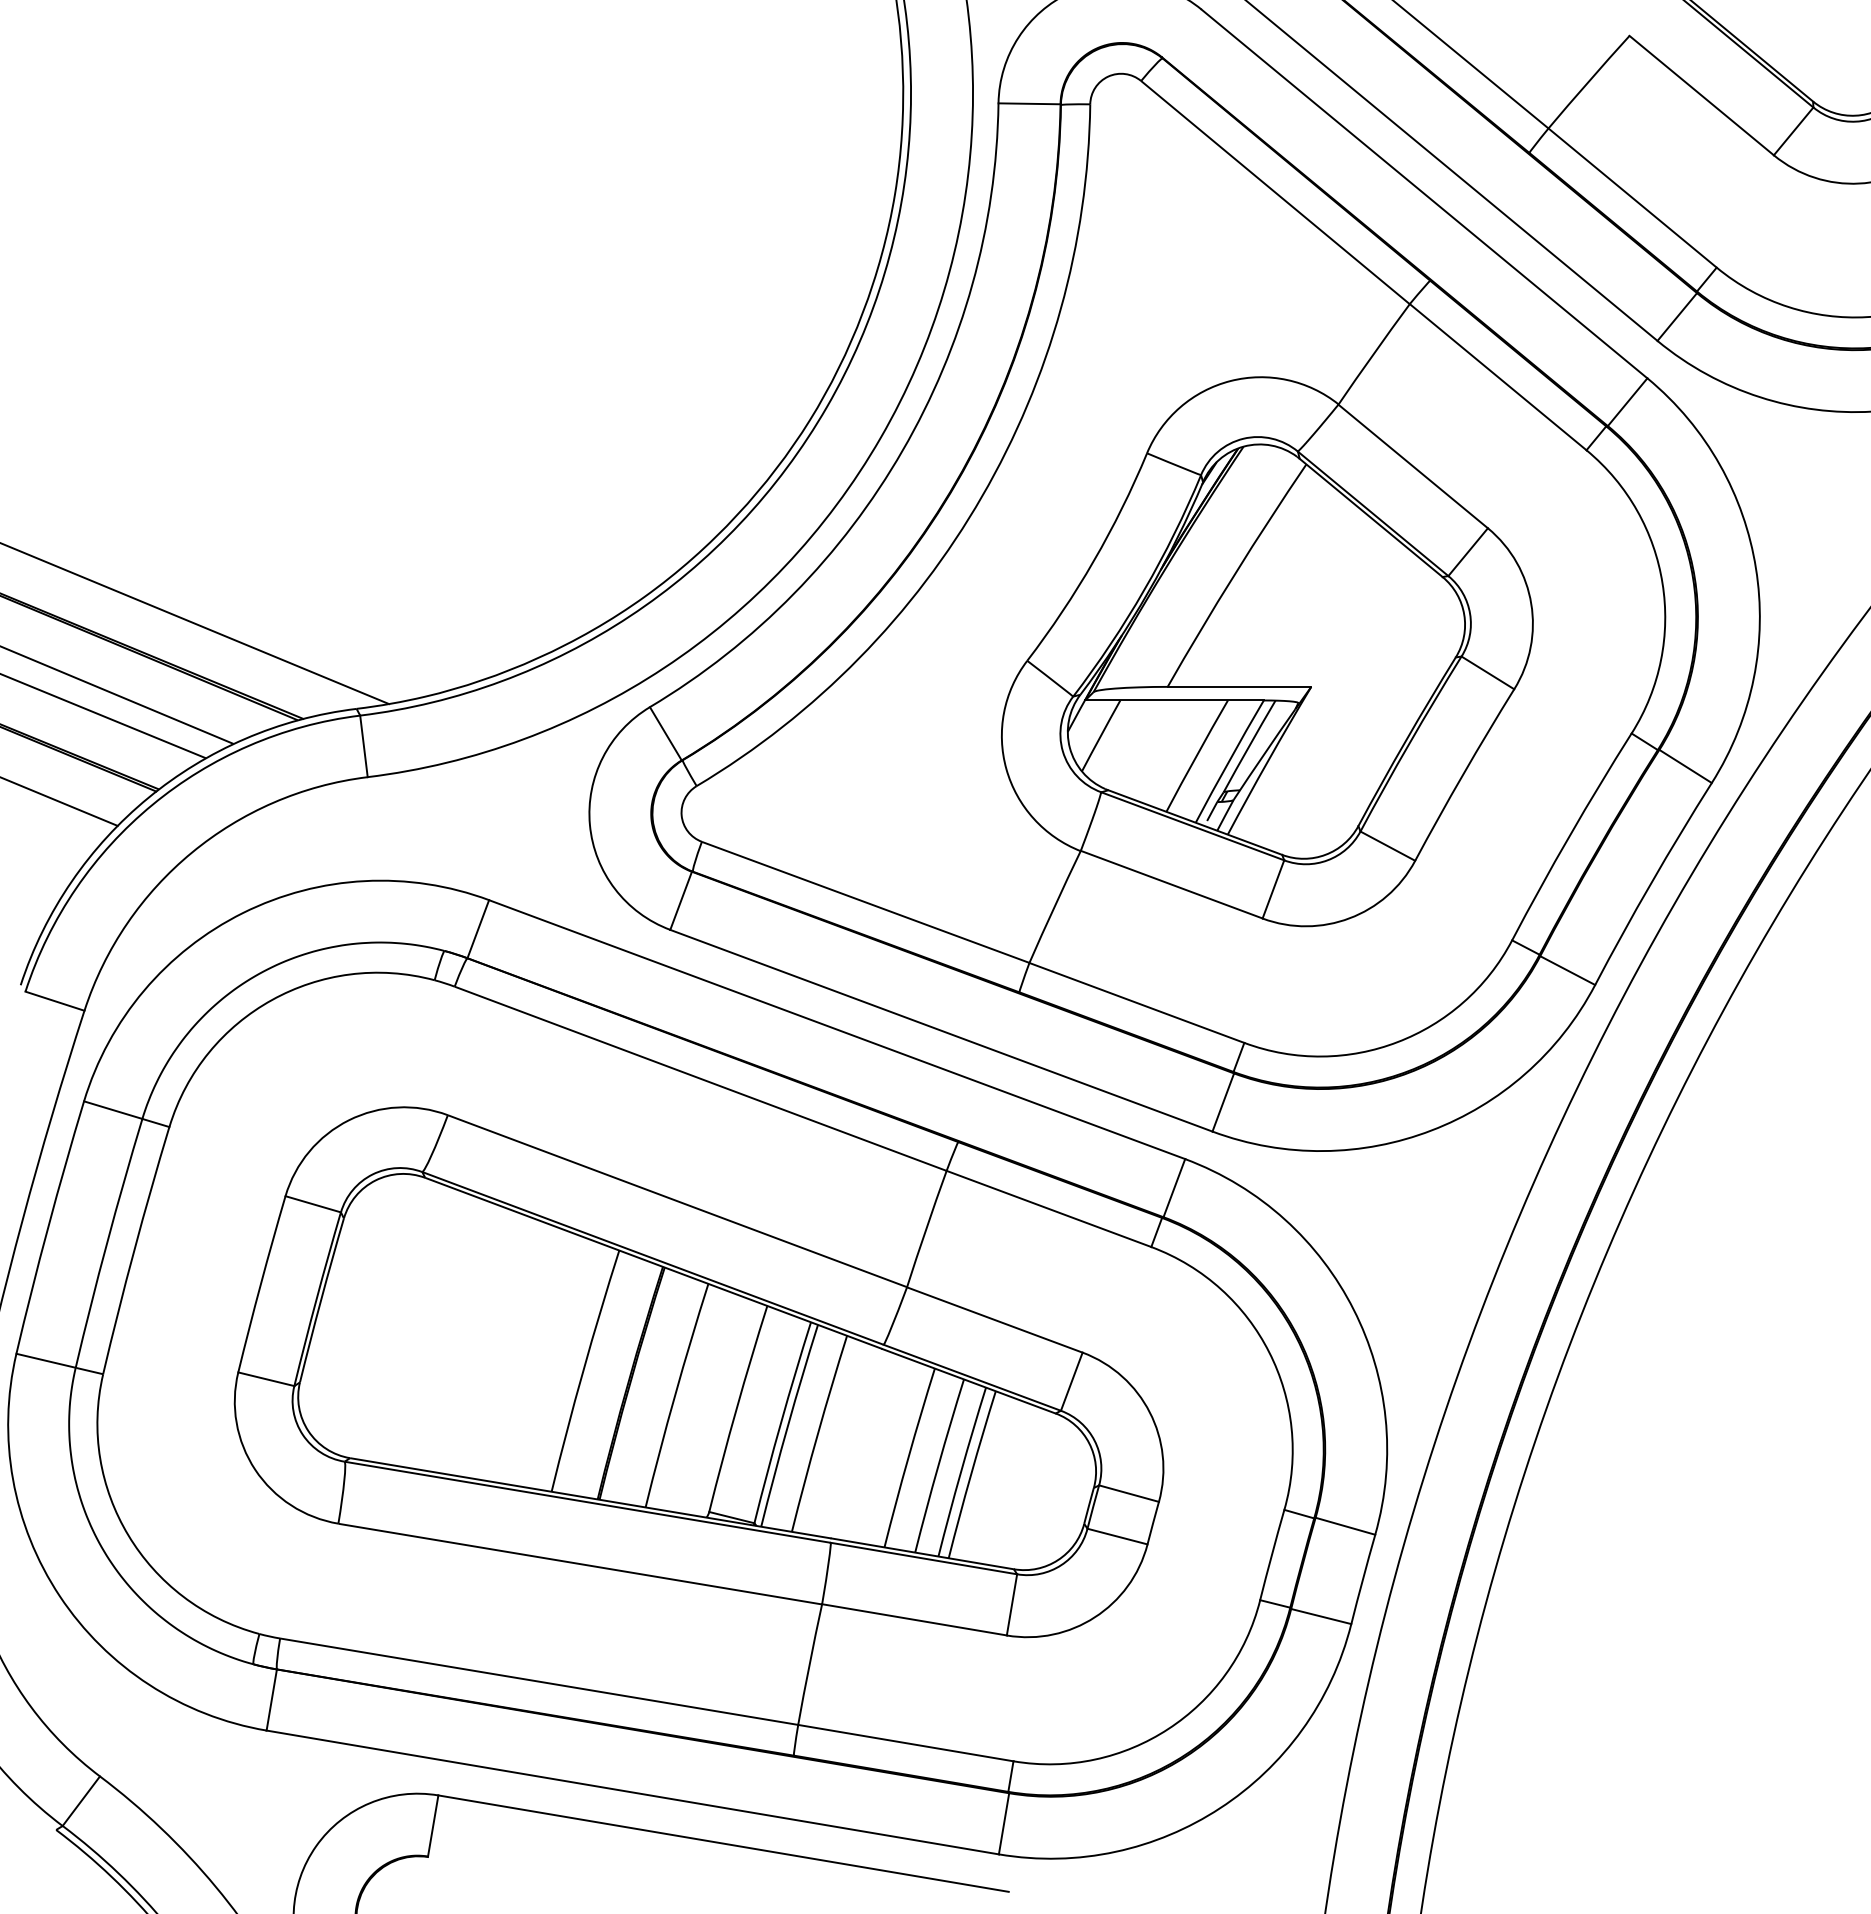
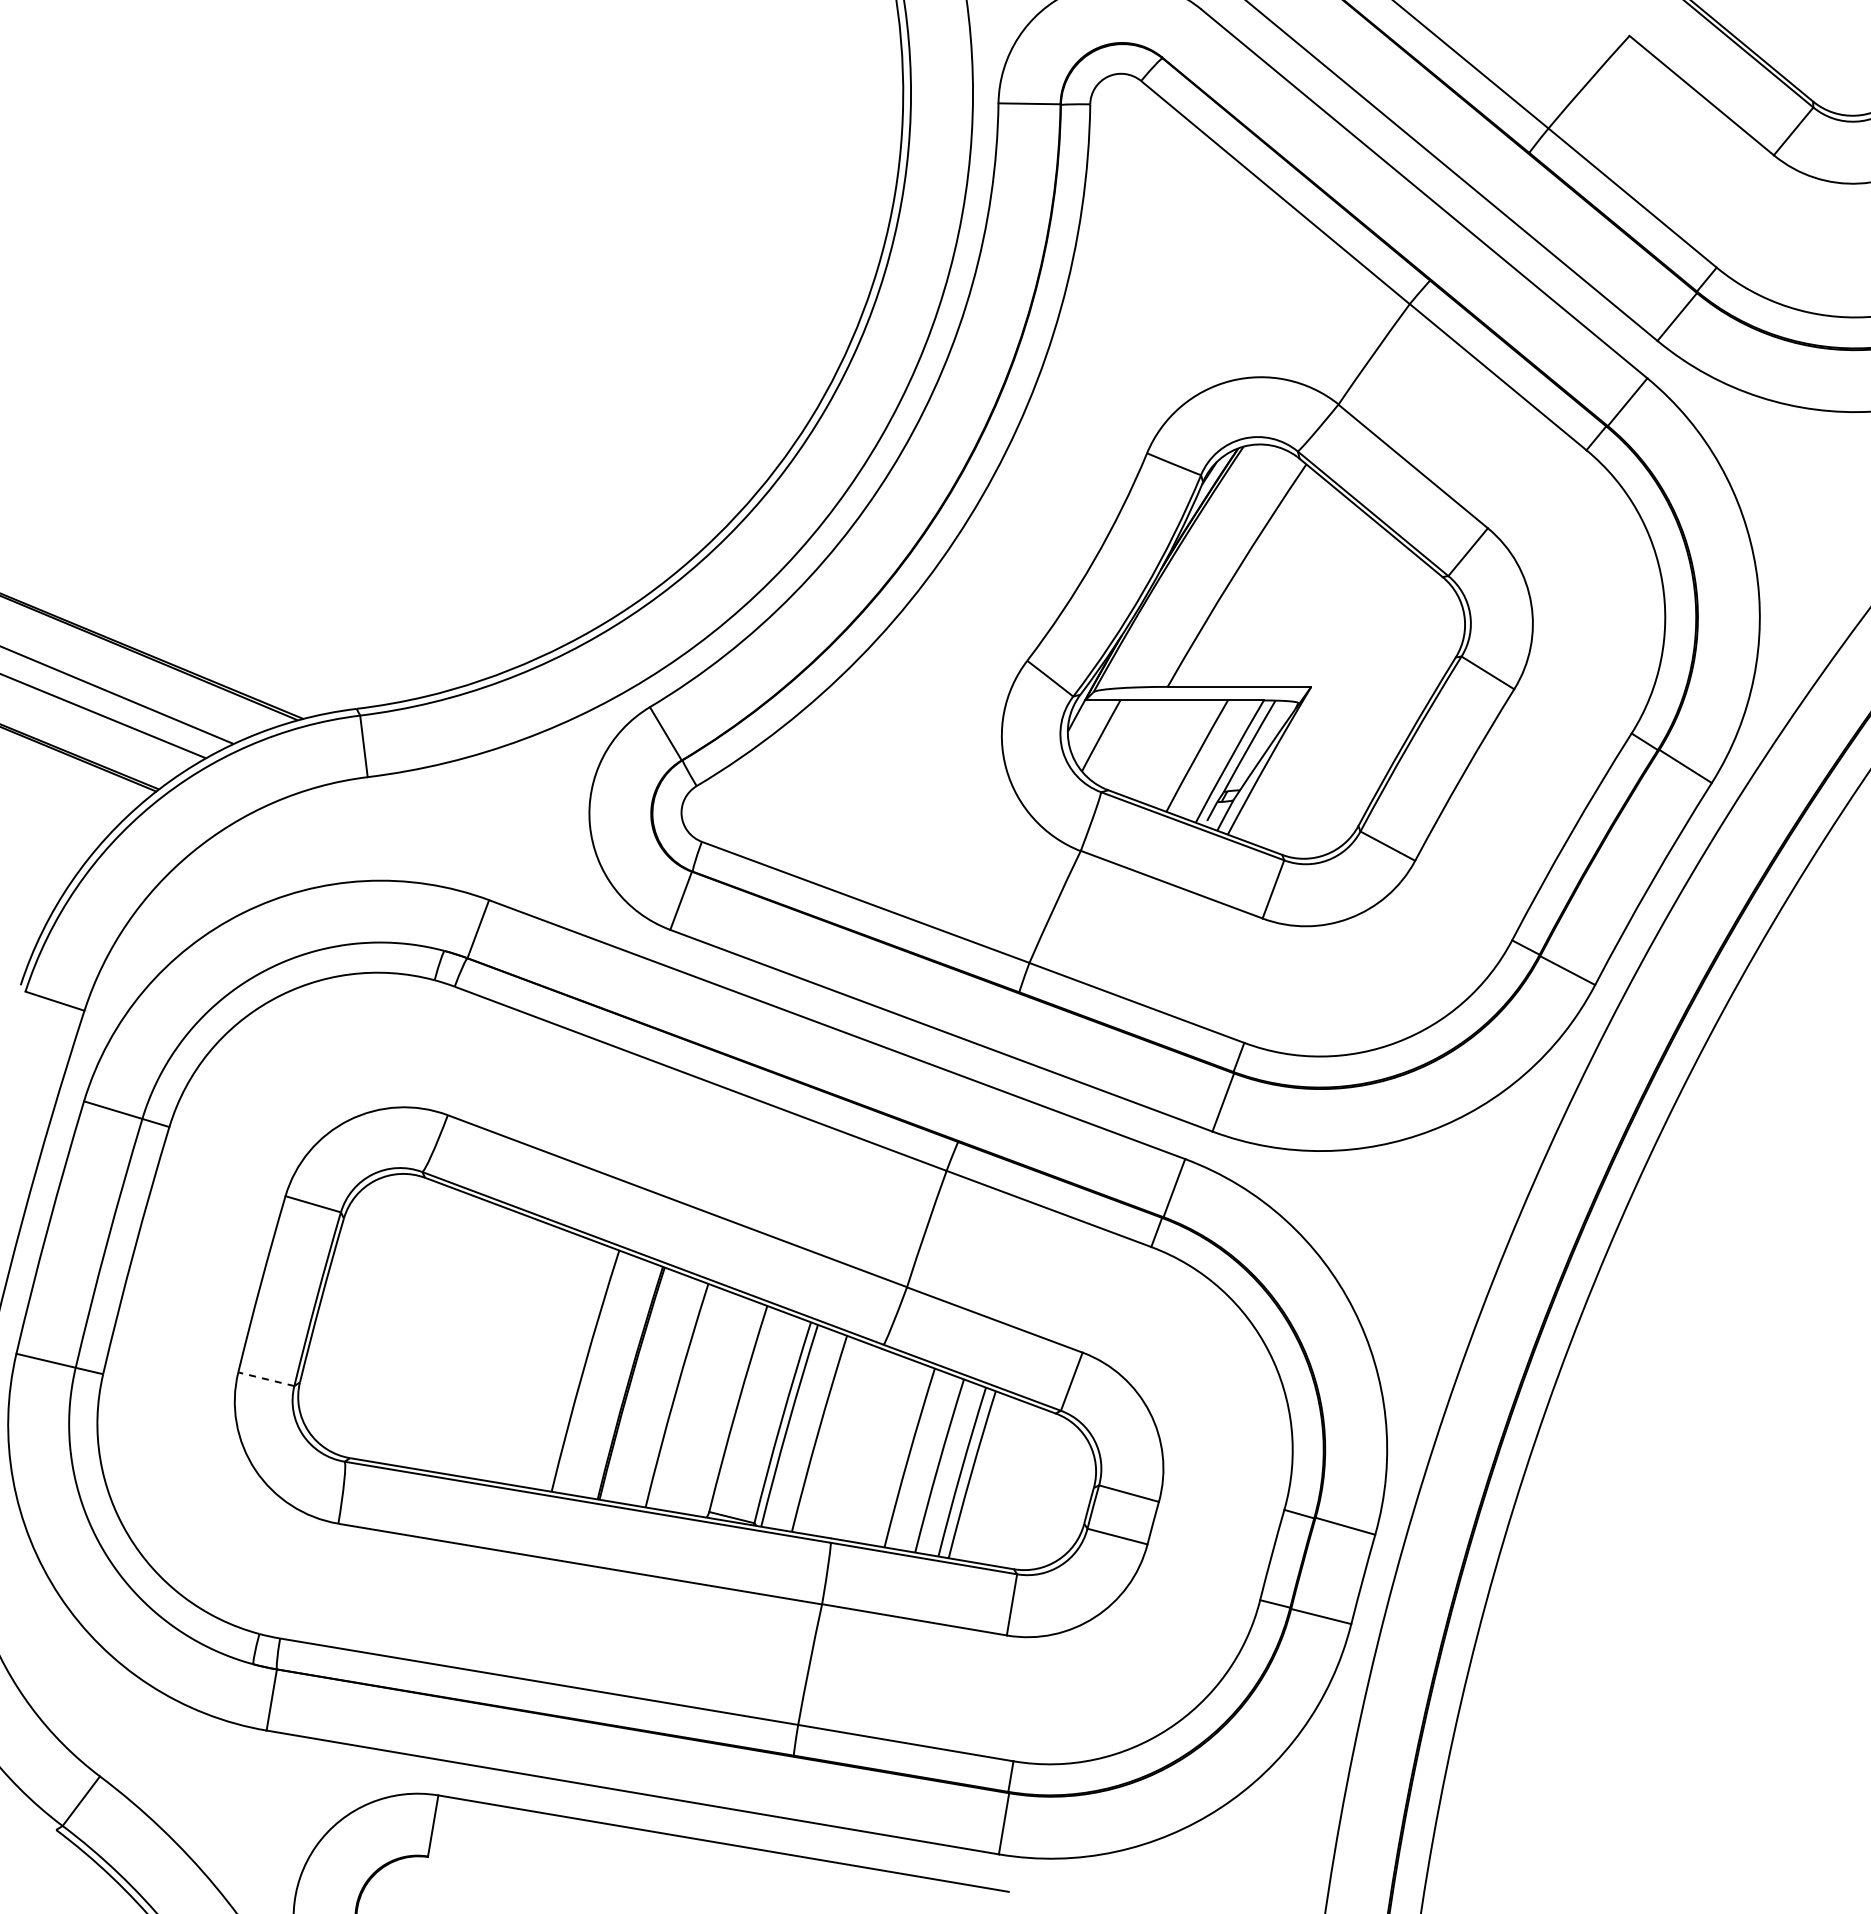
line: present -> none (195, 624)
line: present -> none (59, 801)
line: solid -> dashed (266, 1379)
